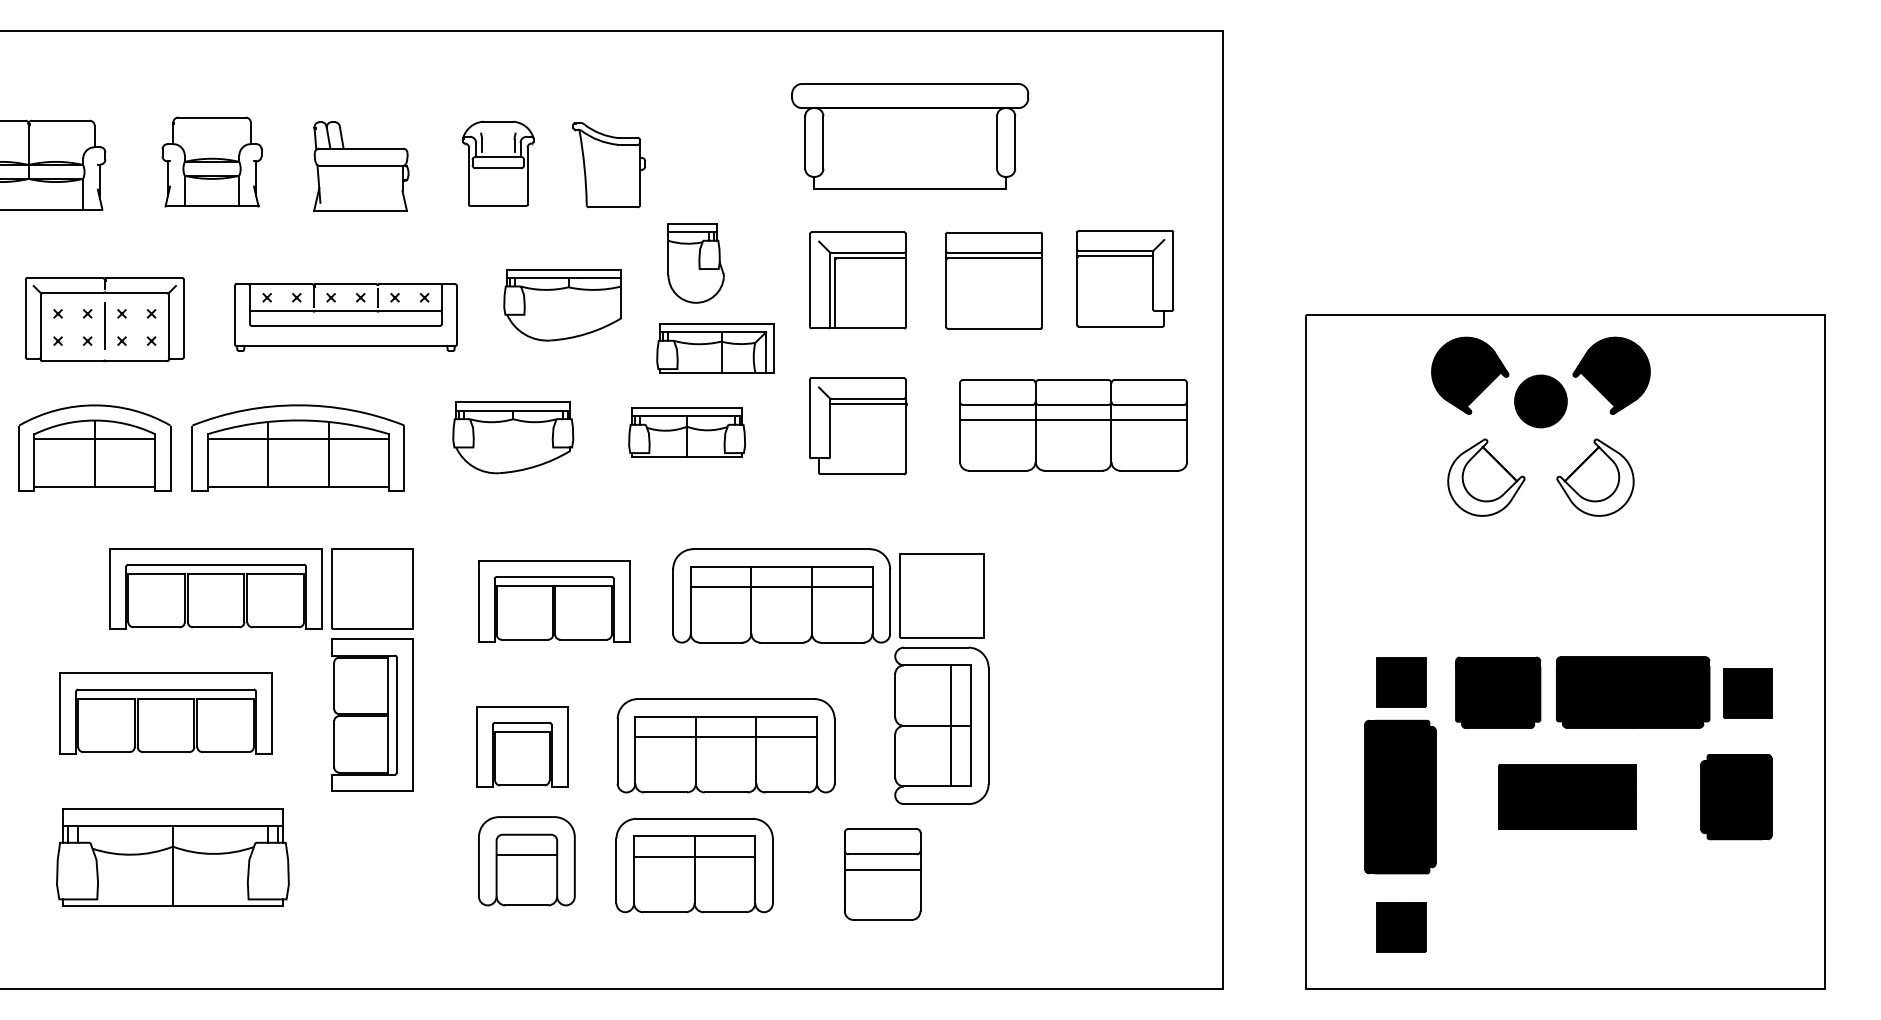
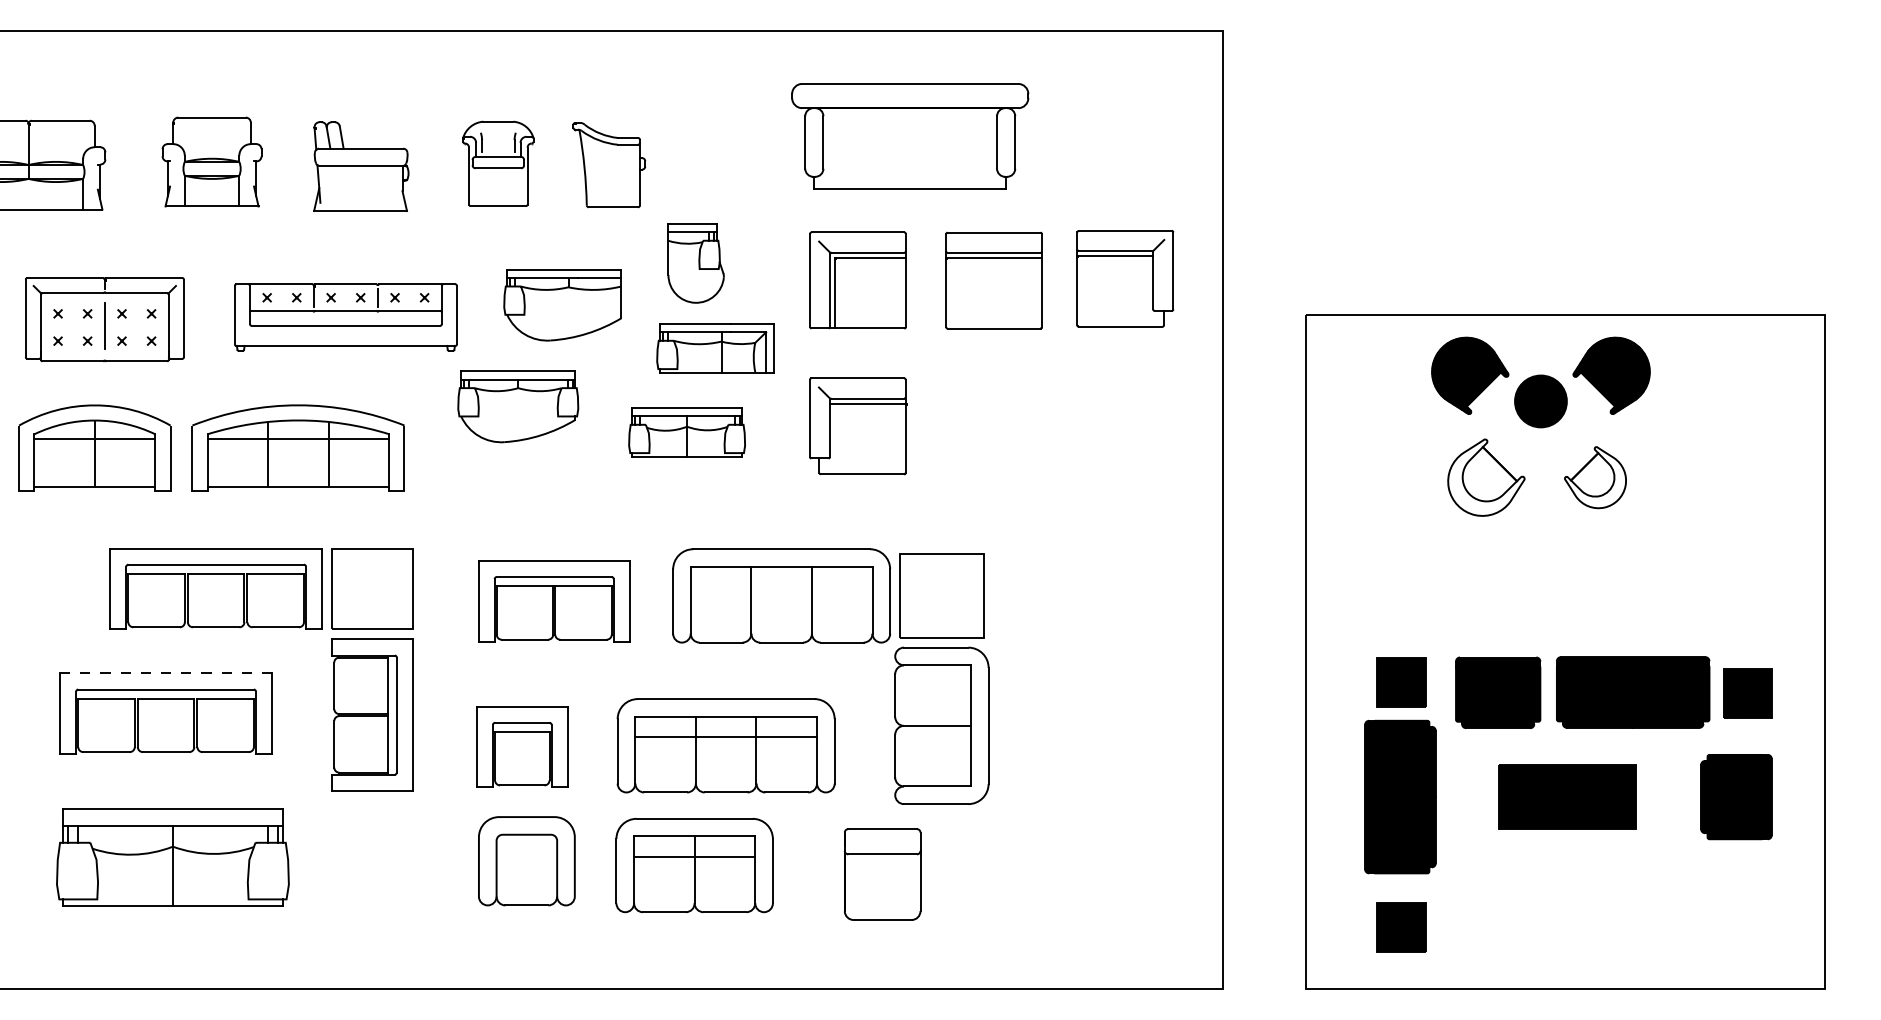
part: present -> none (1073, 425)
part position: (513, 437) -> (518, 406) (518, 406)
part size: 79x79 px -> 63x64 px (1595, 477)
line: present -> none (781, 587)
line: solid -> dashed (166, 673)
line: present -> none (950, 725)
line: present -> none (526, 854)
line: present -> none (882, 869)
